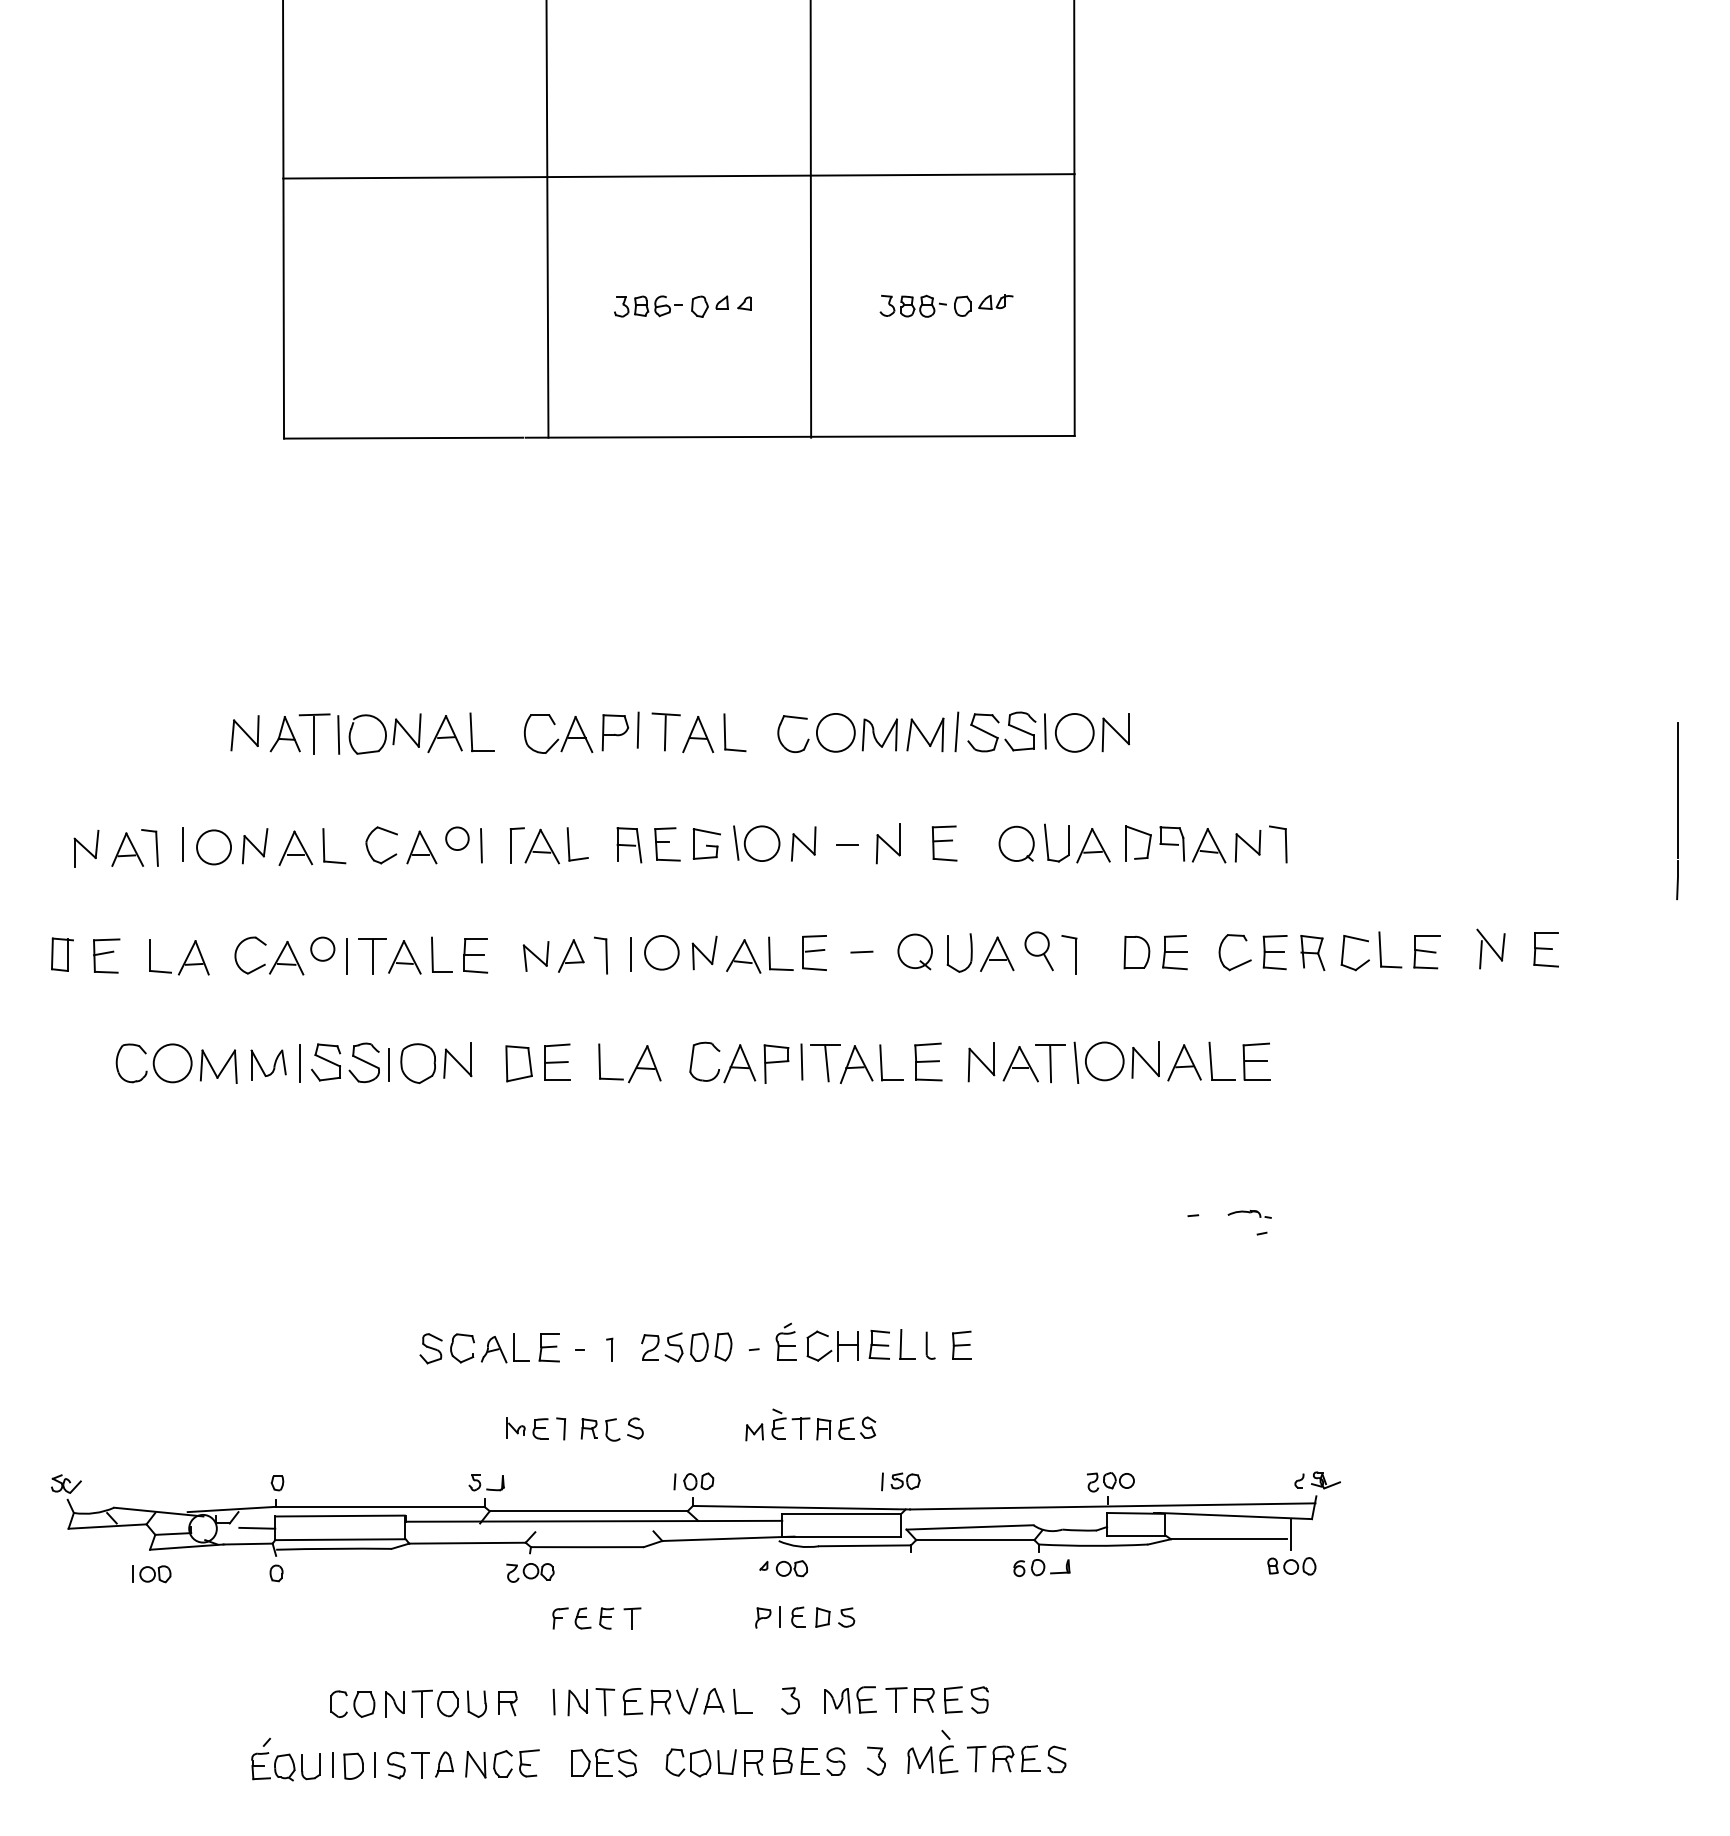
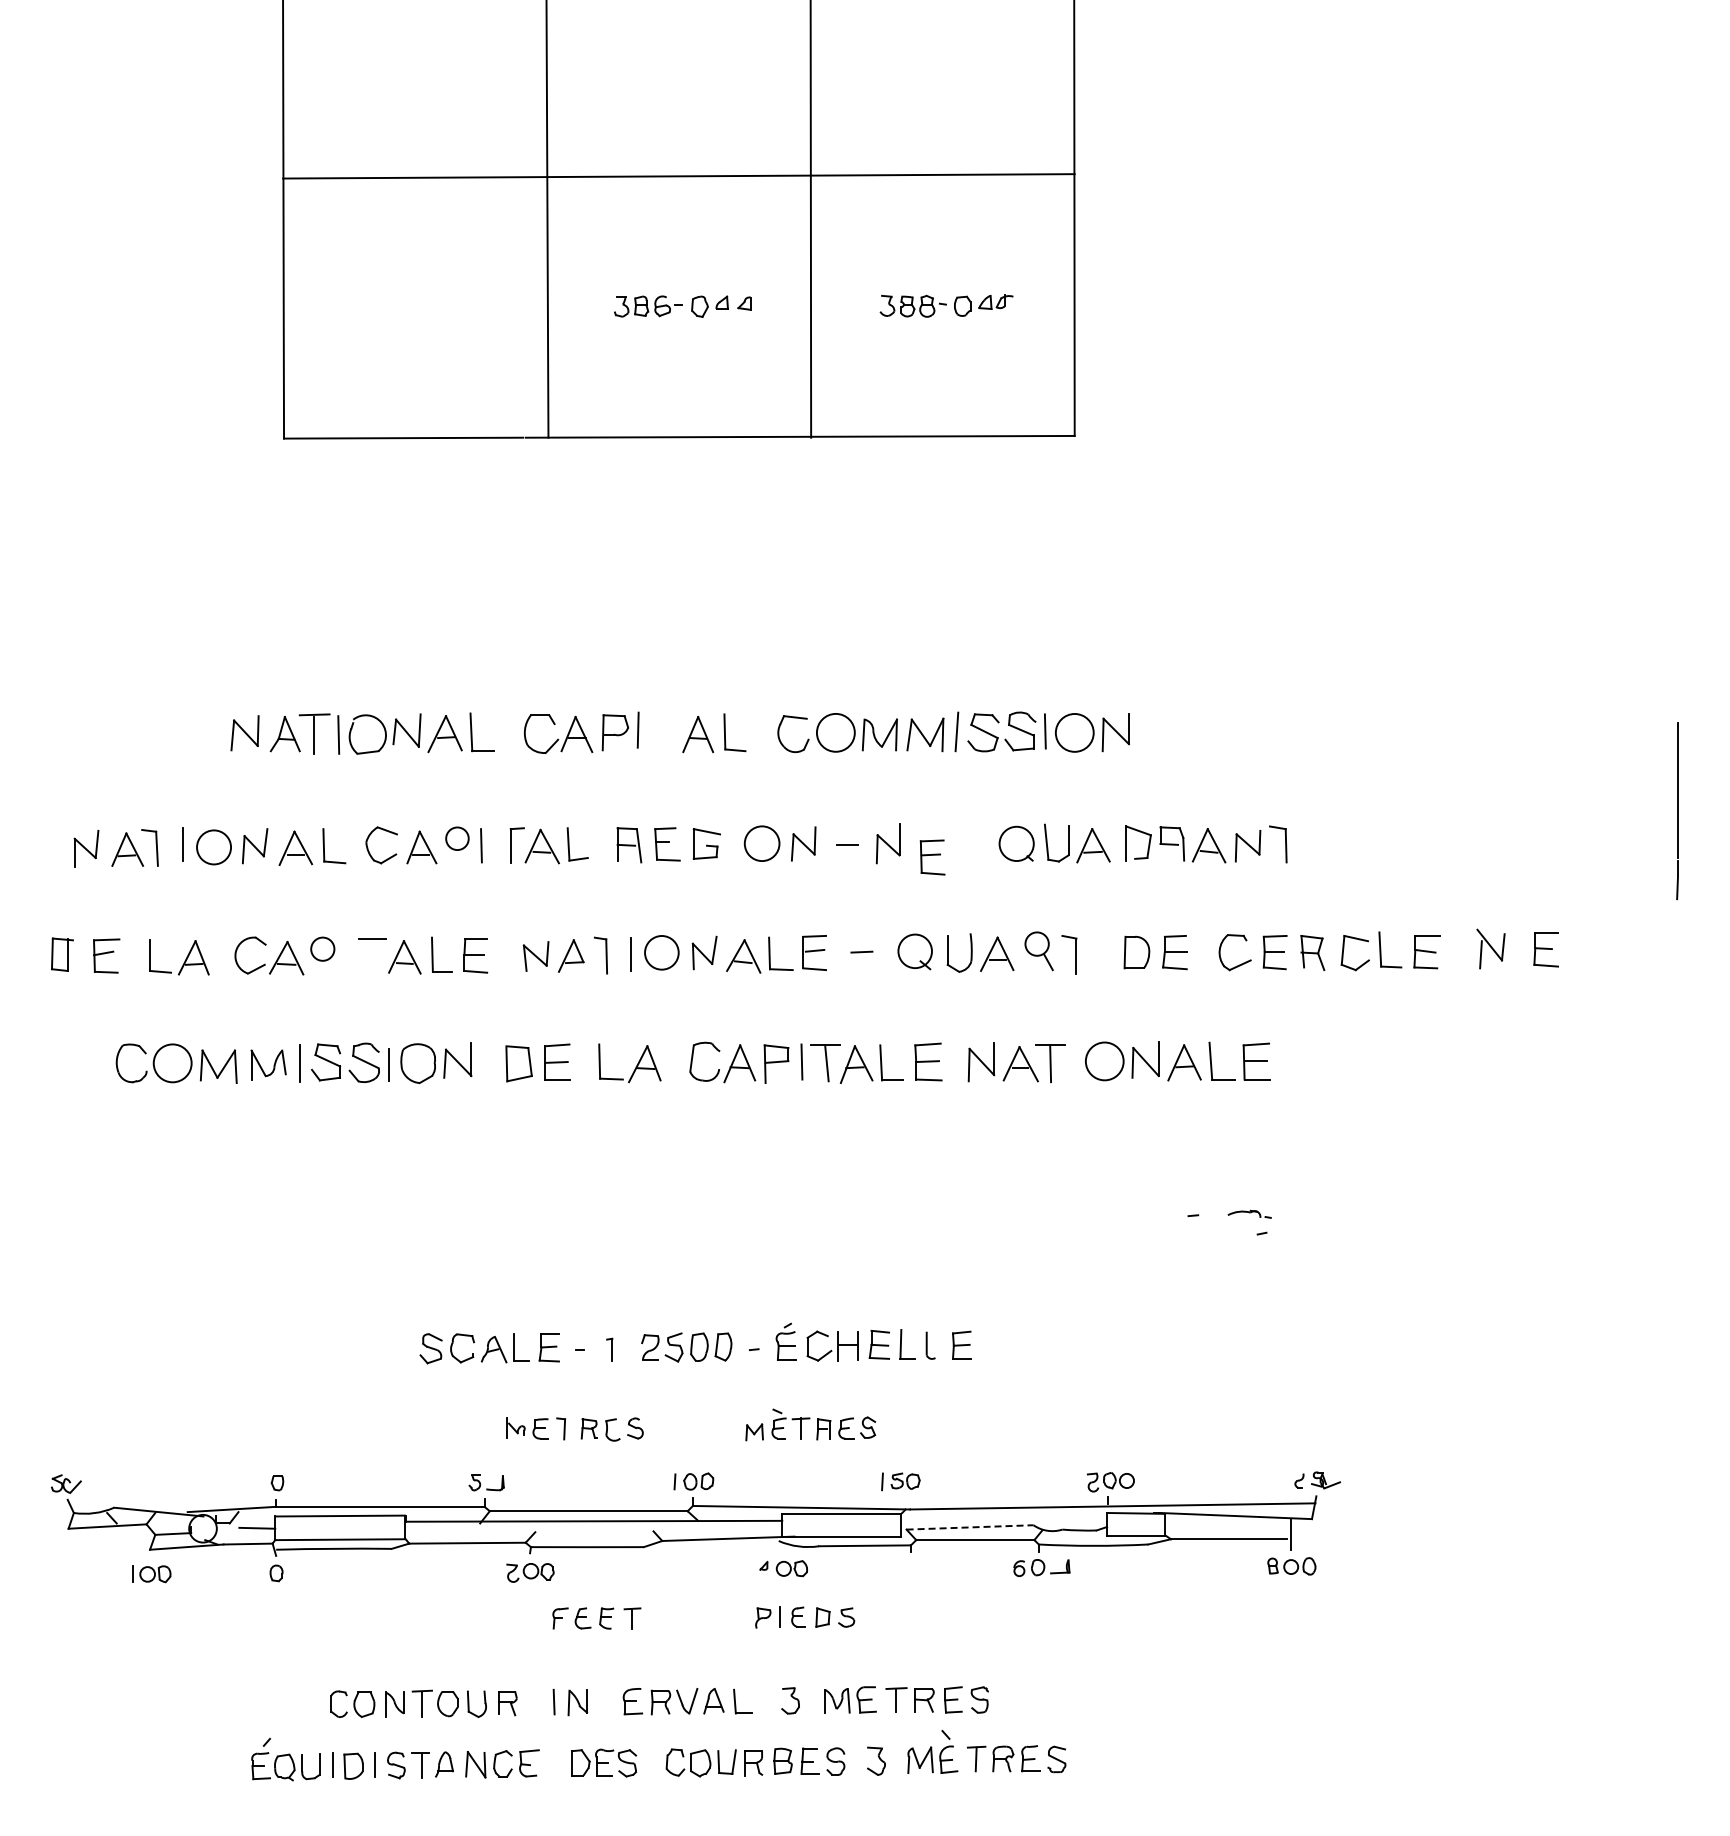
part: present -> none (665, 731)
line: present -> none (736, 842)
part position: (944, 843) -> (932, 857) (932, 857)
line: present -> none (347, 955)
line: present -> none (373, 956)
line: present -> none (1076, 1062)
line: solid -> dashed (970, 1527)
part: present -> none (604, 1702)
